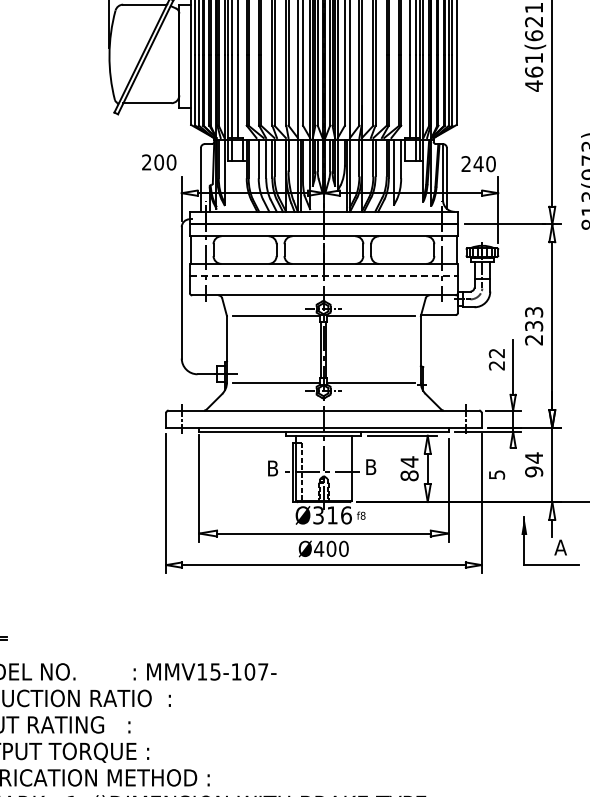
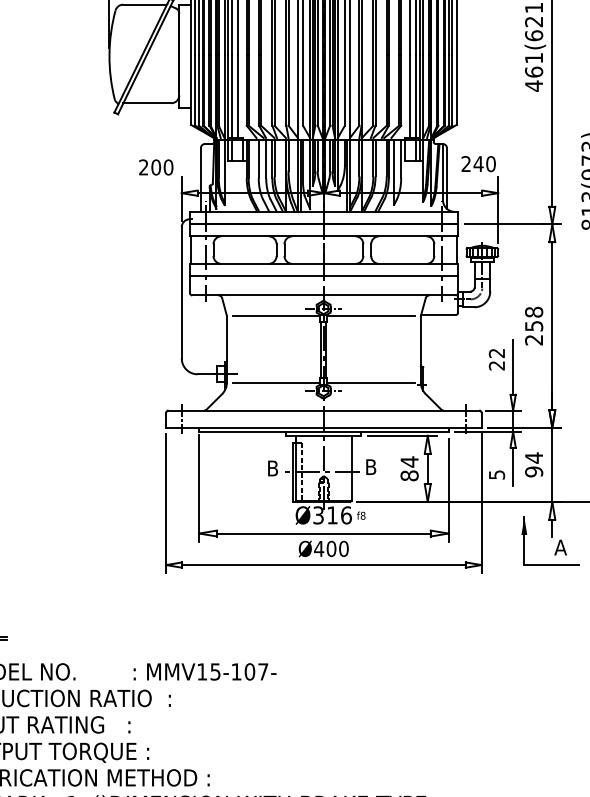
text position: (159, 162) -> (156, 167) (156, 167)
line: dashed -> solid (324, 275)
text: 233 -> 258 (534, 318)
line: none -> present (513, 466)
